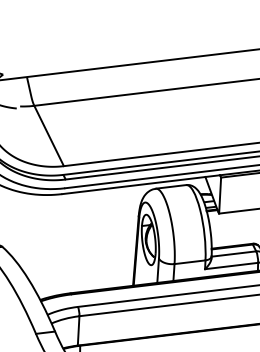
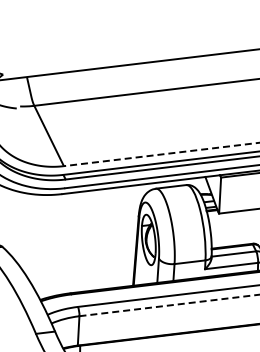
line: solid -> dashed (161, 154)
line: solid -> dashed (169, 305)
